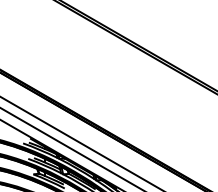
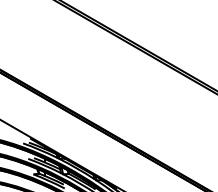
line: present -> none (80, 143)
line: present -> none (71, 148)
